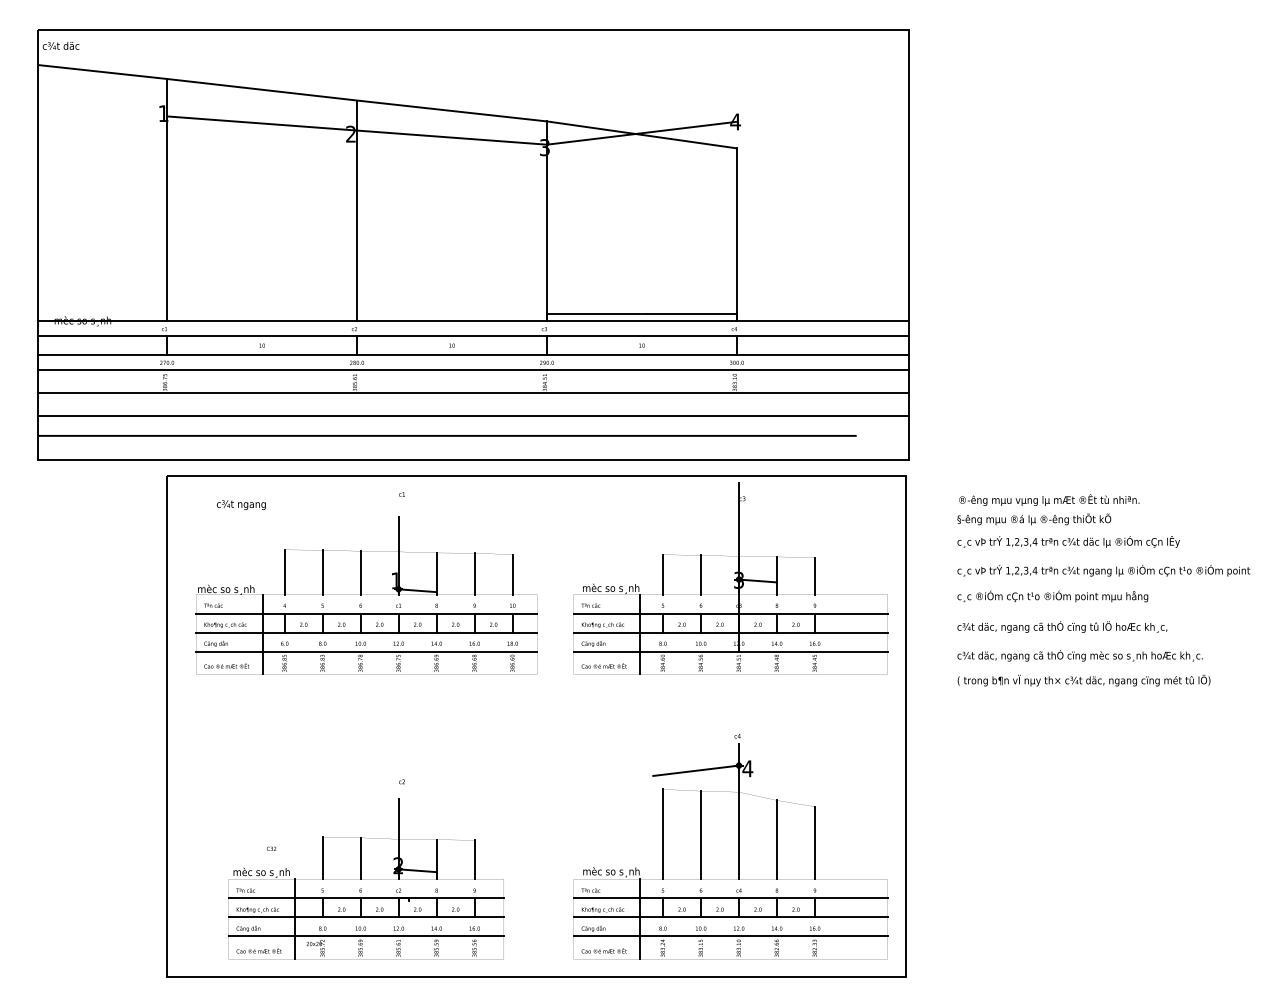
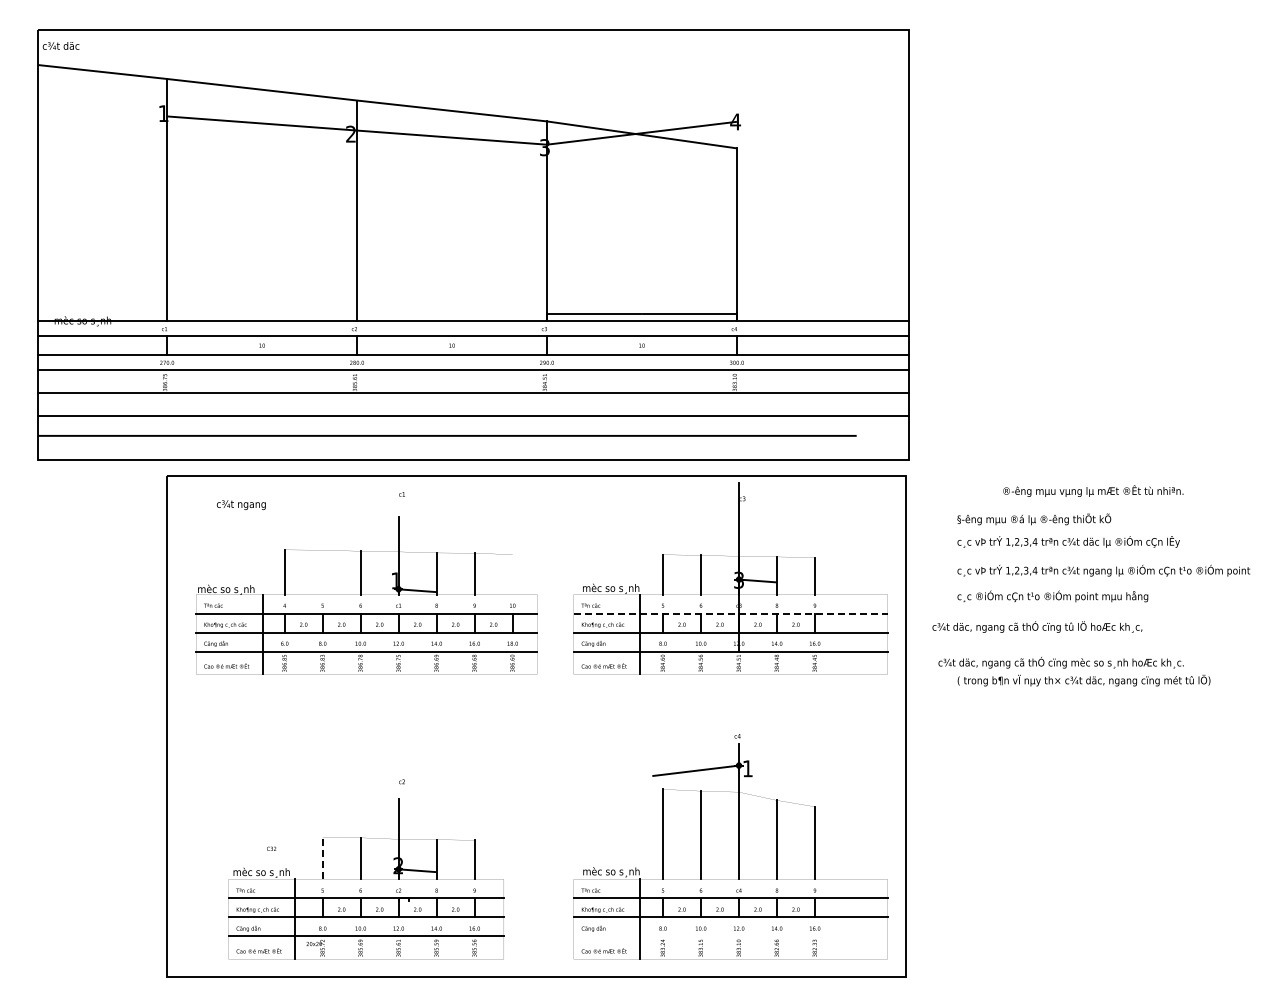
text position: (1049, 499) -> (1093, 490) (1093, 490)
line: present -> none (322, 572)
line: present -> none (512, 574)
line: solid -> dashed (730, 613)
text position: (1062, 626) -> (1037, 626) (1037, 626)
text position: (1079, 655) -> (1060, 662) (1060, 662)
text: 4 -> 1 (747, 768)
line: solid -> dashed (322, 857)
line: present -> none (730, 936)
